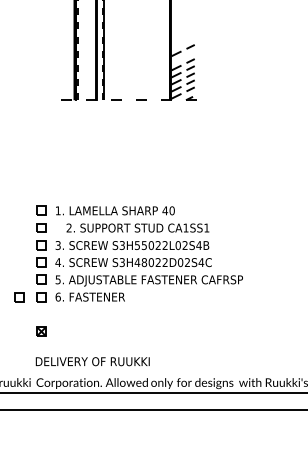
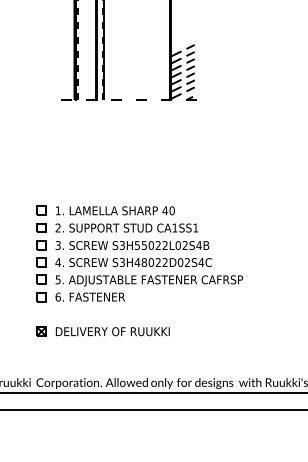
line: none -> present (182, 57)
text position: (137, 227) -> (126, 227) (126, 227)
part: present -> none (19, 297)
text position: (92, 361) -> (112, 331) (112, 331)
